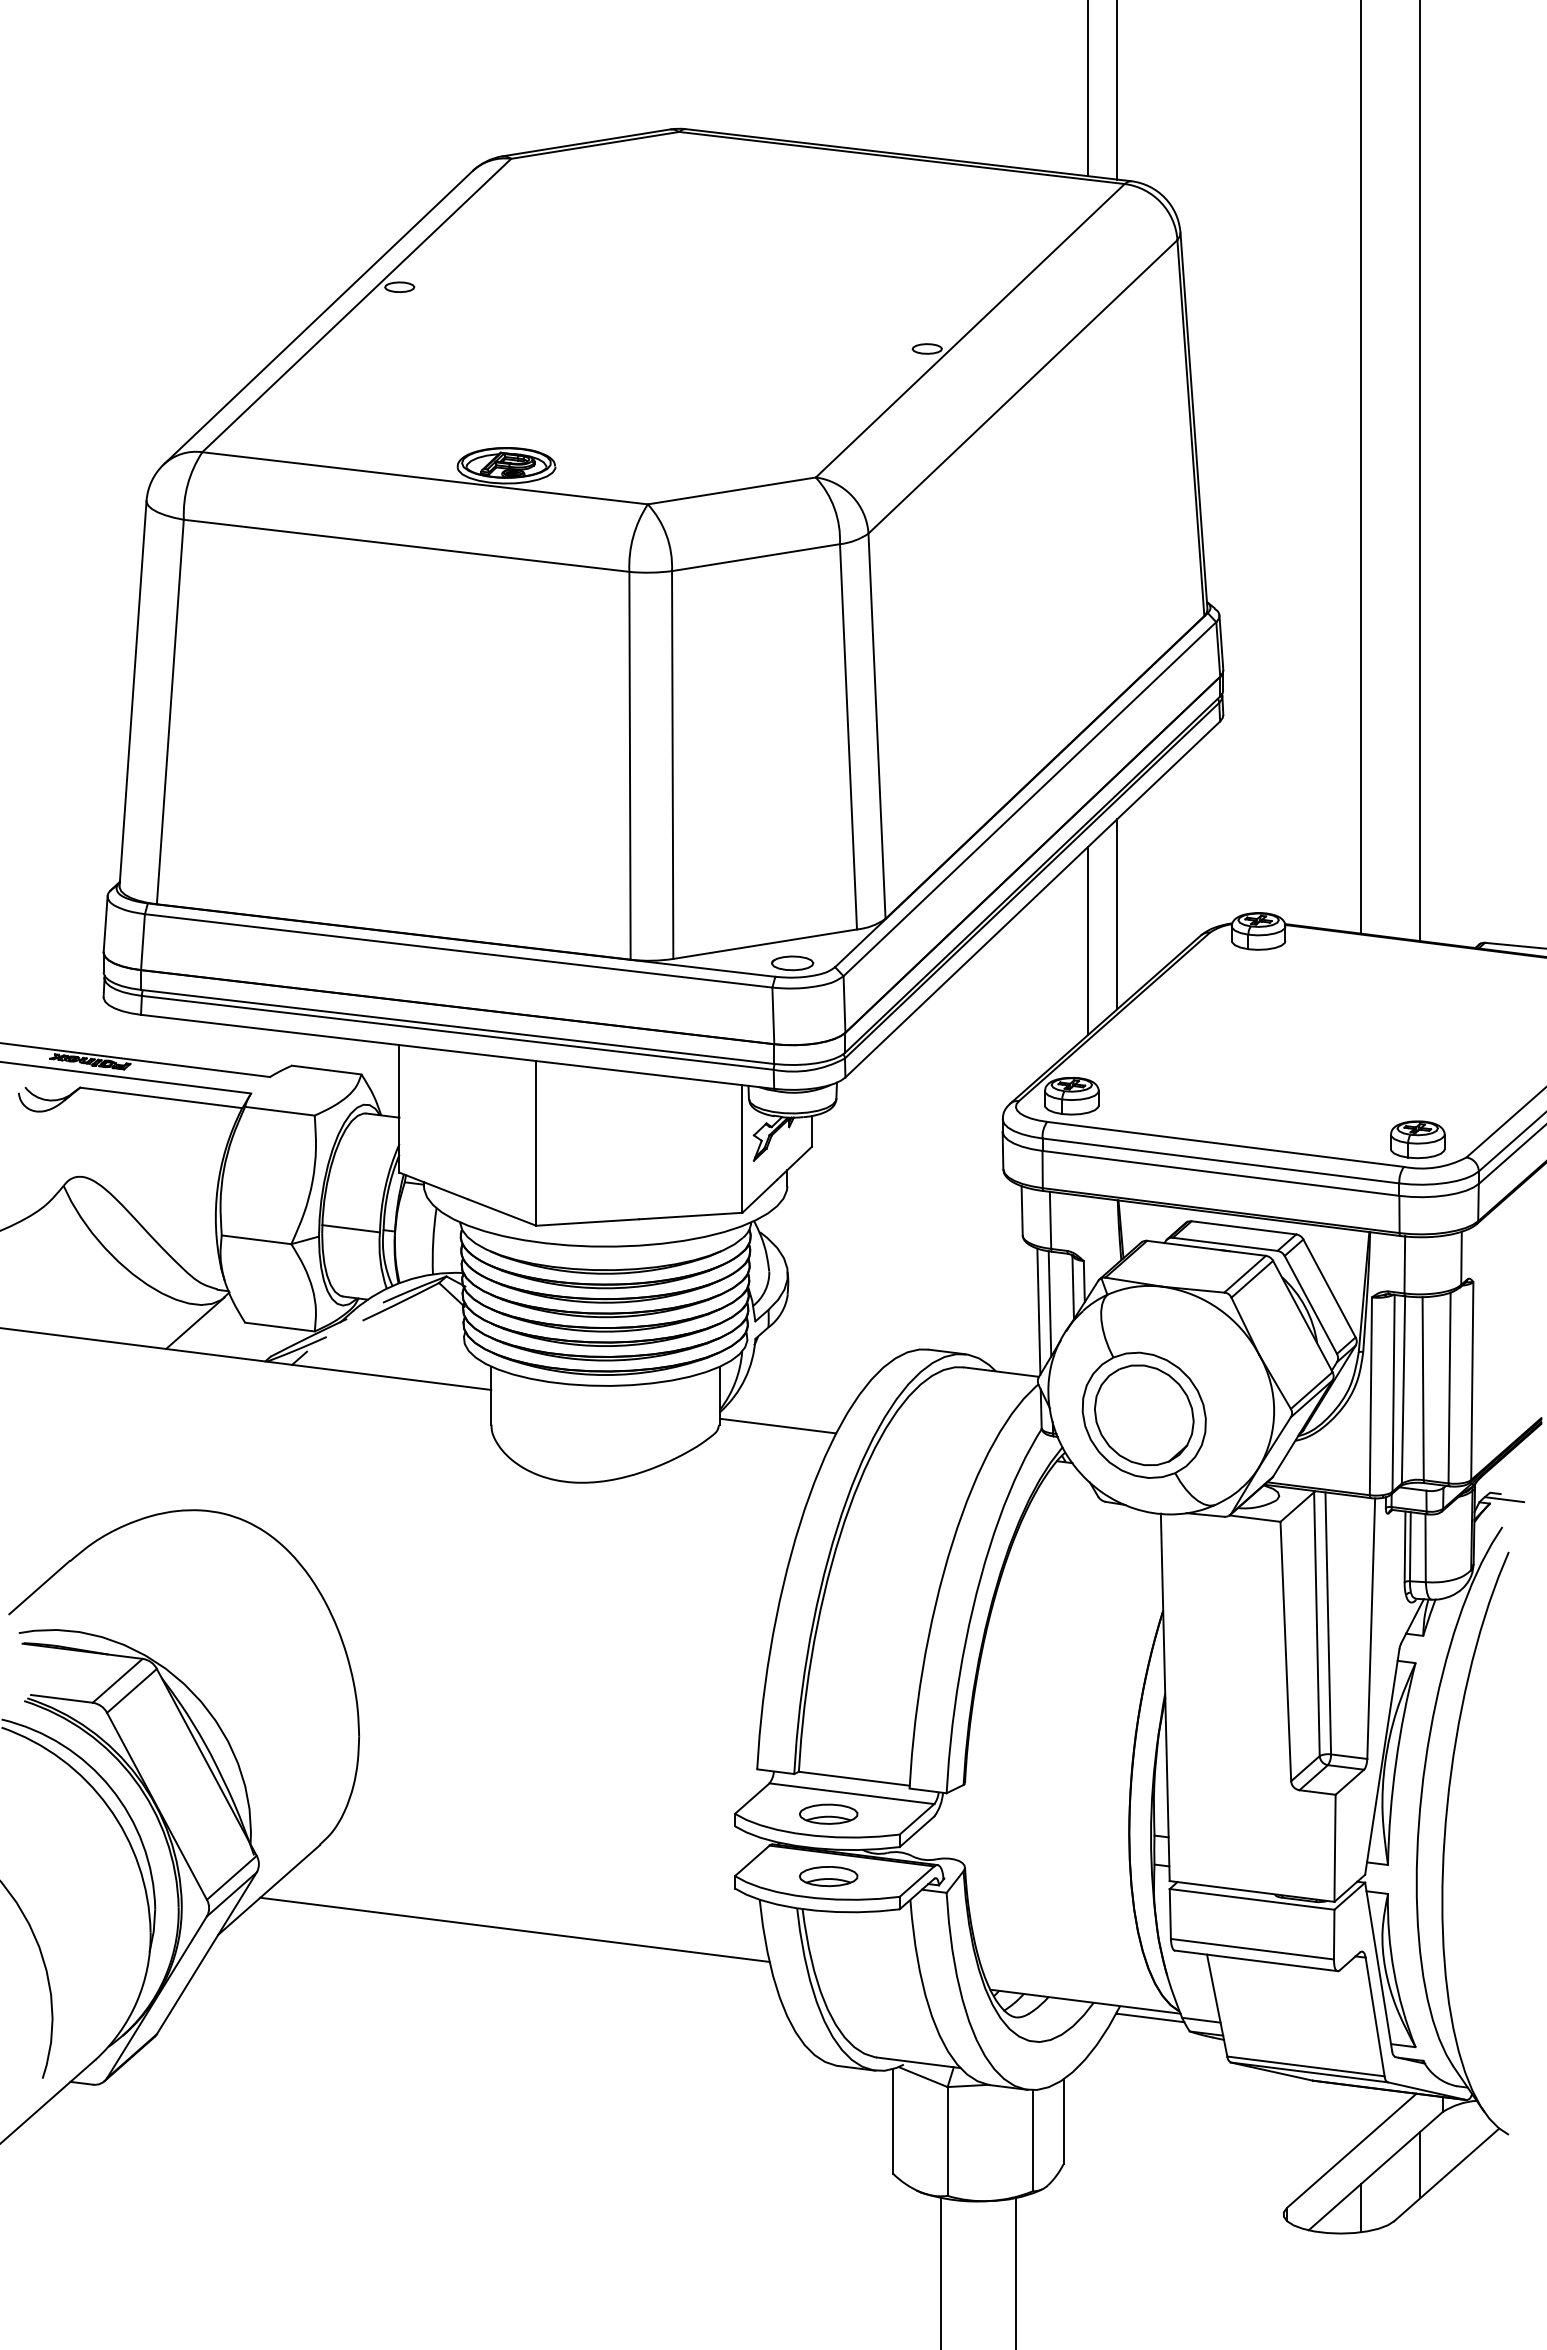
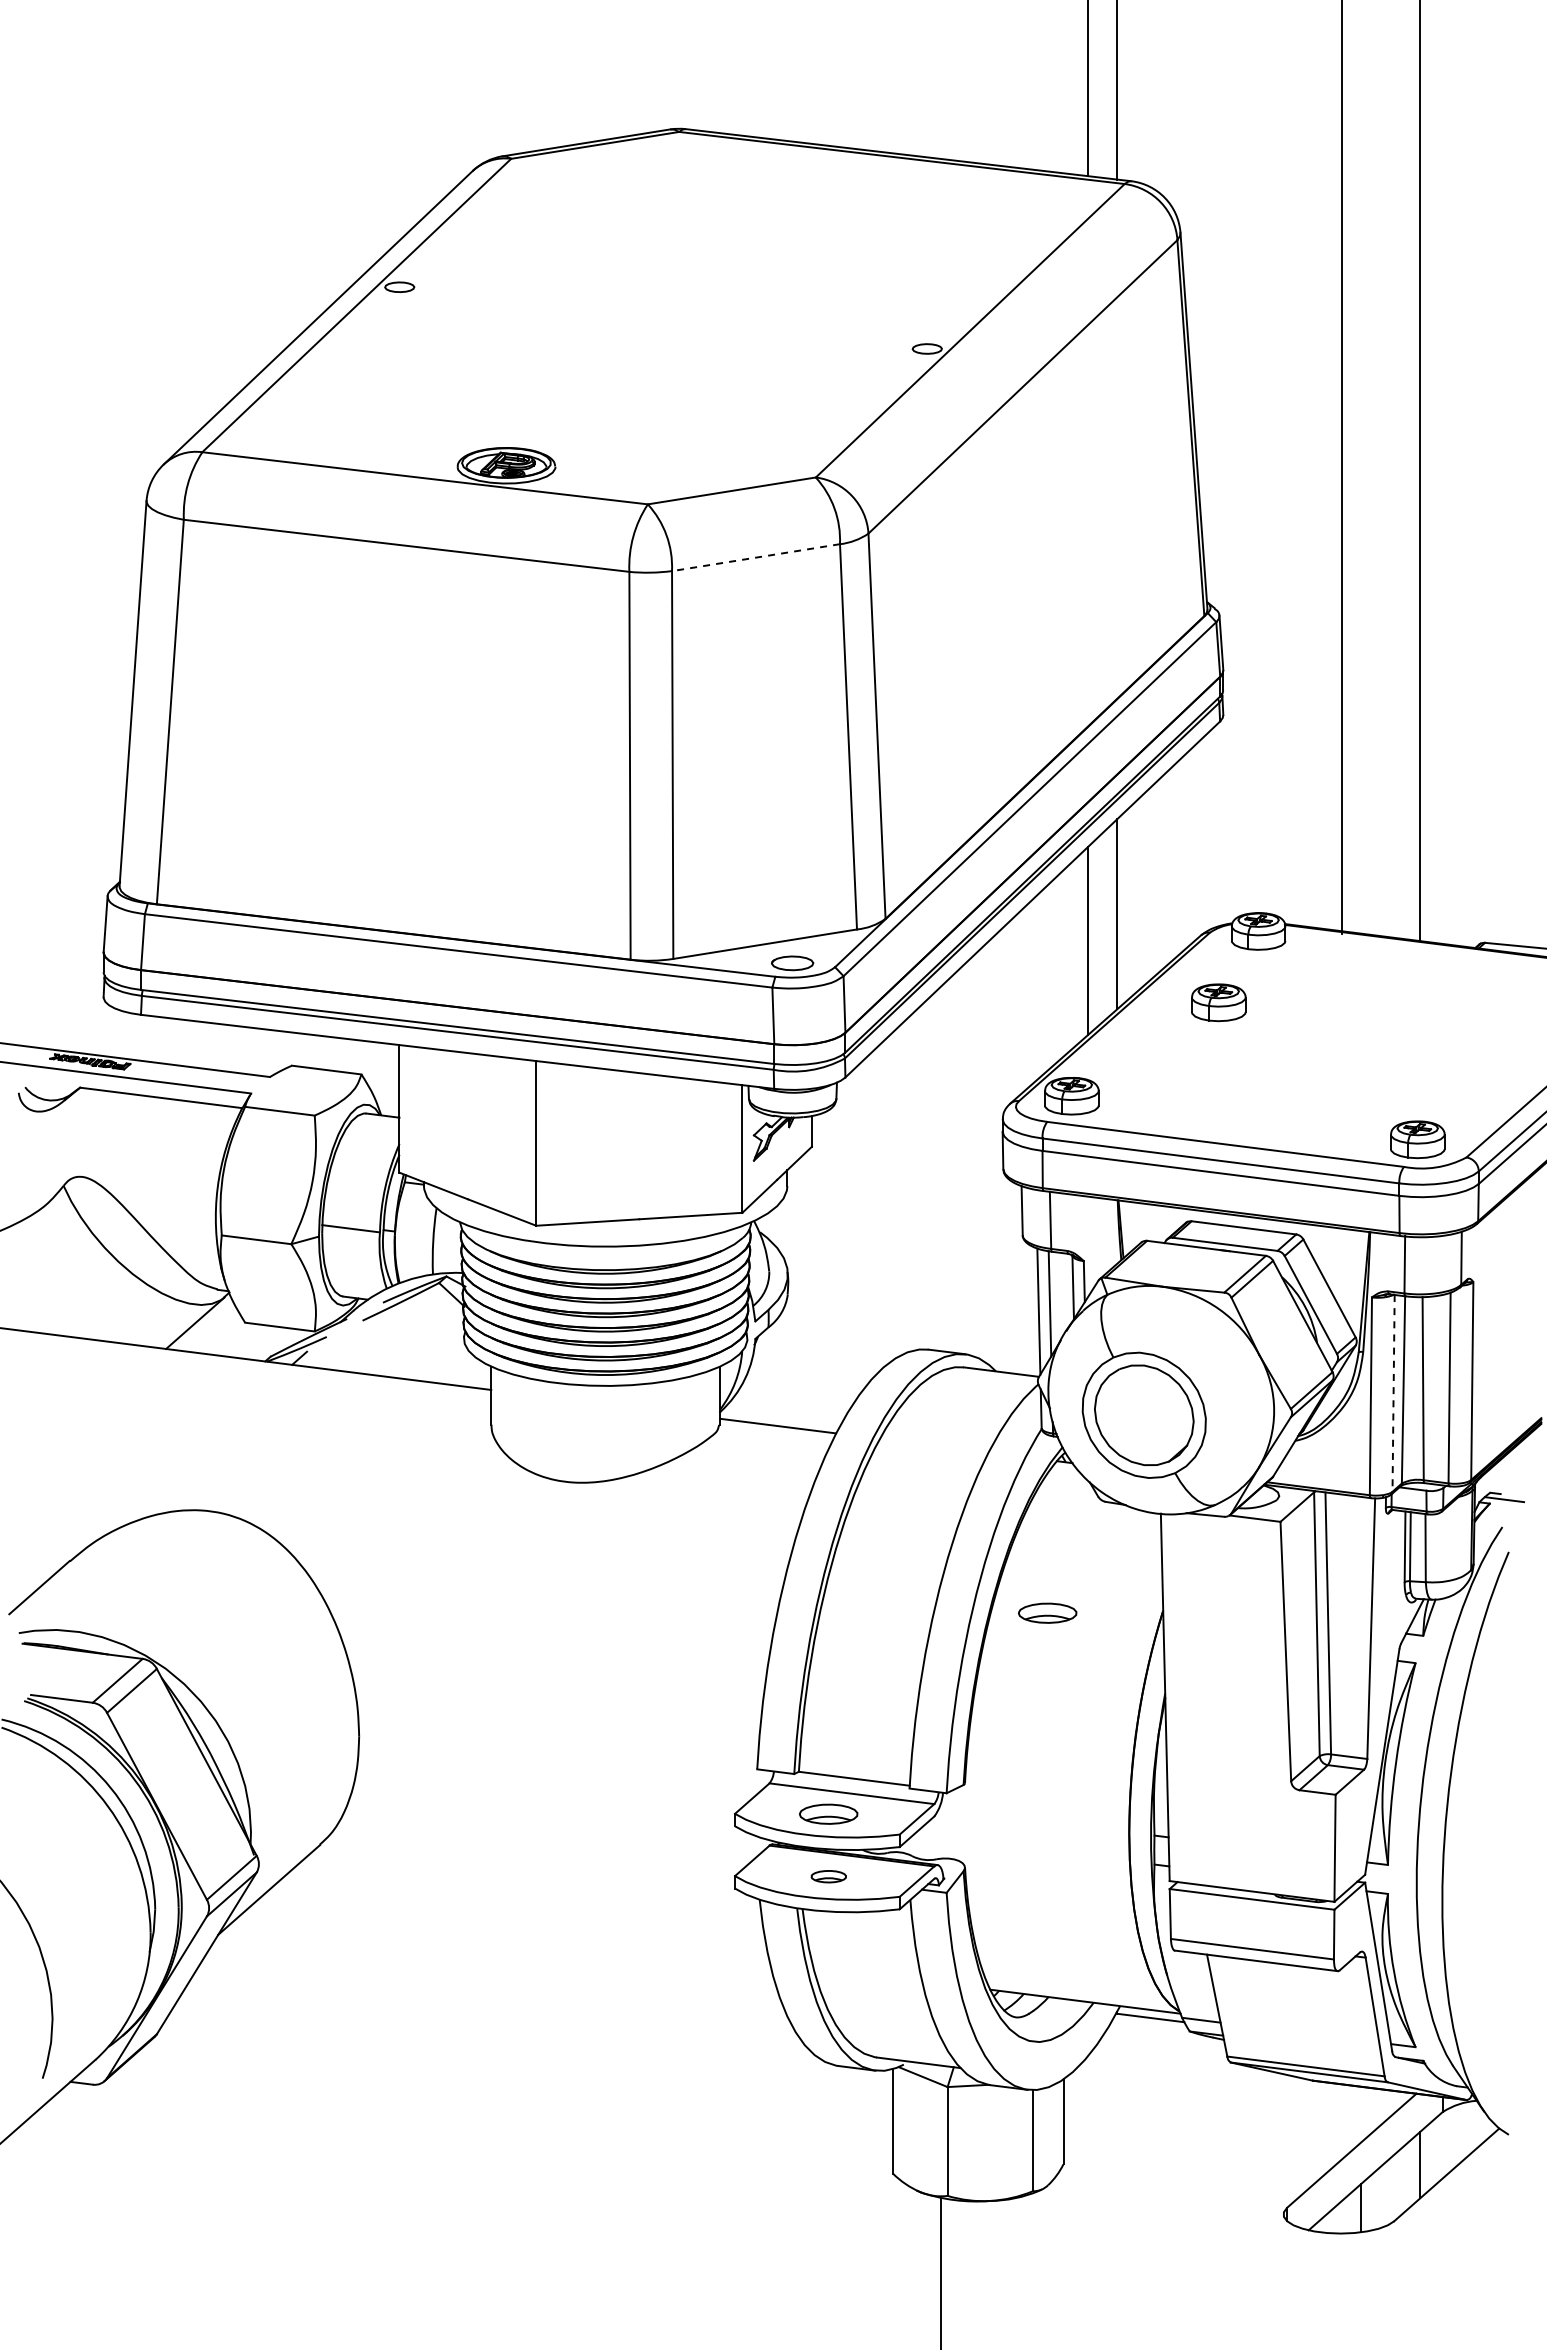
line position: (1361, 467) -> (1342, 467) (1342, 467)
line: solid -> dashed (755, 557)
part: none -> present (1218, 1002)
line: solid -> dashed (1393, 1393)
part: none -> present (1047, 1612)
part size: 60x22 px -> 37x14 px (828, 1876)
line: present -> none (514, 1929)
line: present -> none (1015, 2271)
